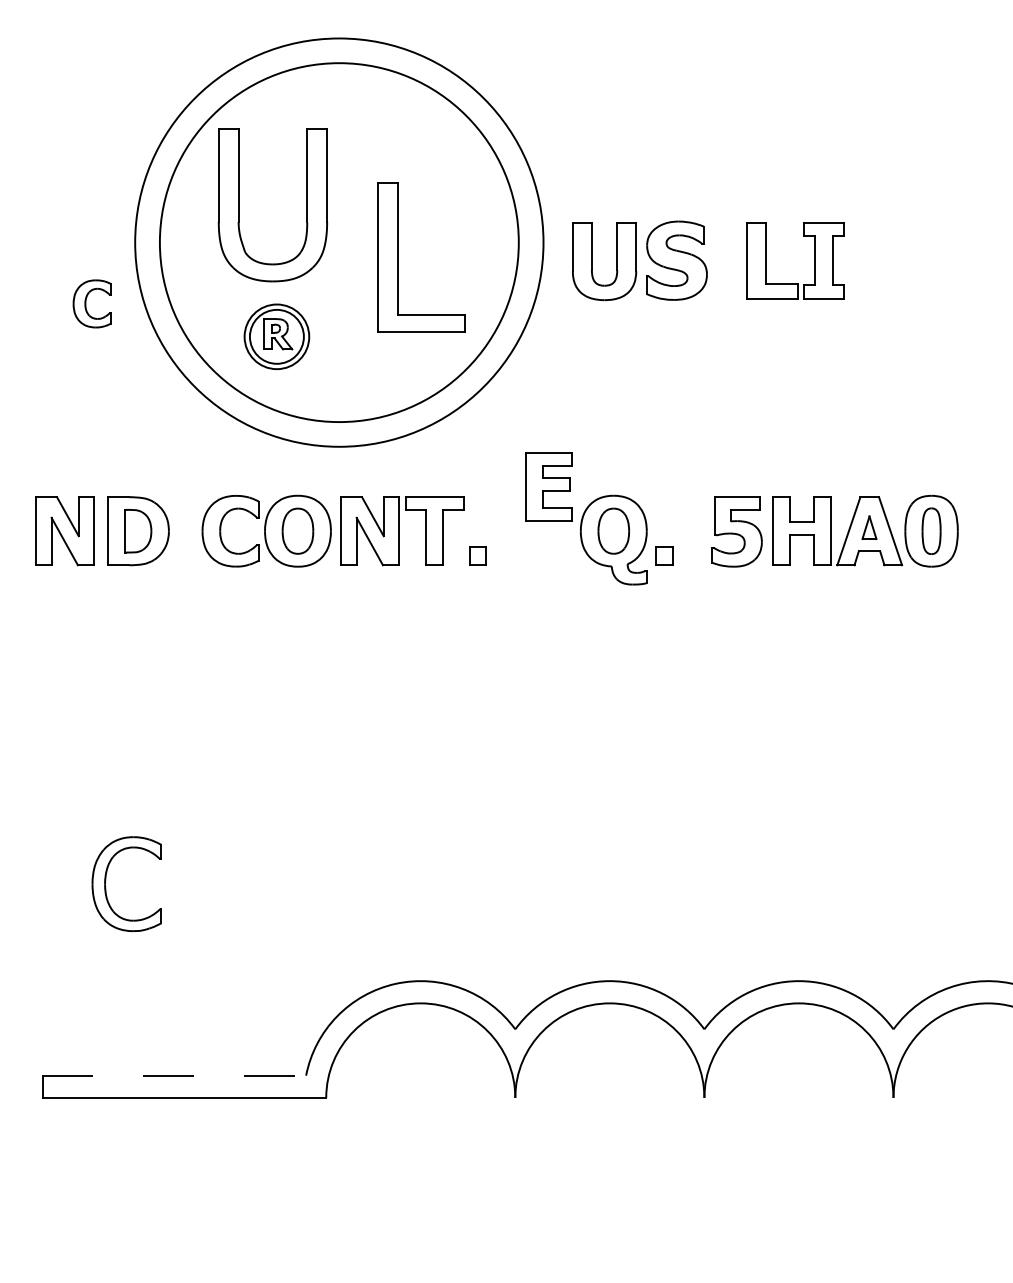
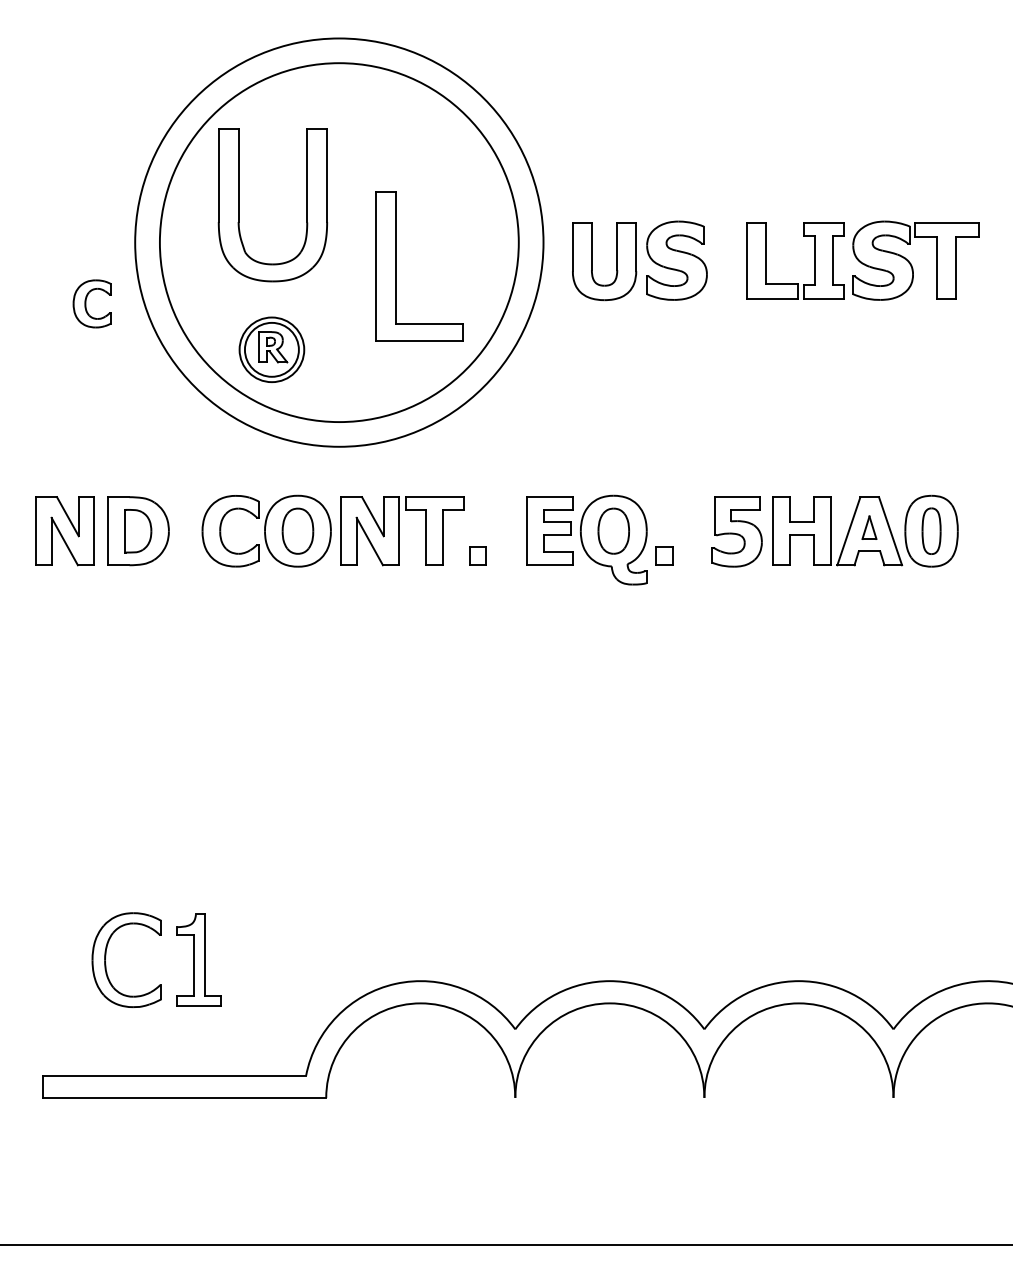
part position: (398, 257) -> (396, 266) (396, 266)
part: none -> present (915, 260)
part position: (276, 336) -> (271, 349) (271, 349)
part position: (548, 486) -> (549, 530) (549, 530)
part position: (106, 880) -> (106, 956) (106, 956)
part: none -> present (198, 959)
line: dashed -> solid (174, 1075)
line: none -> present (505, 1244)
